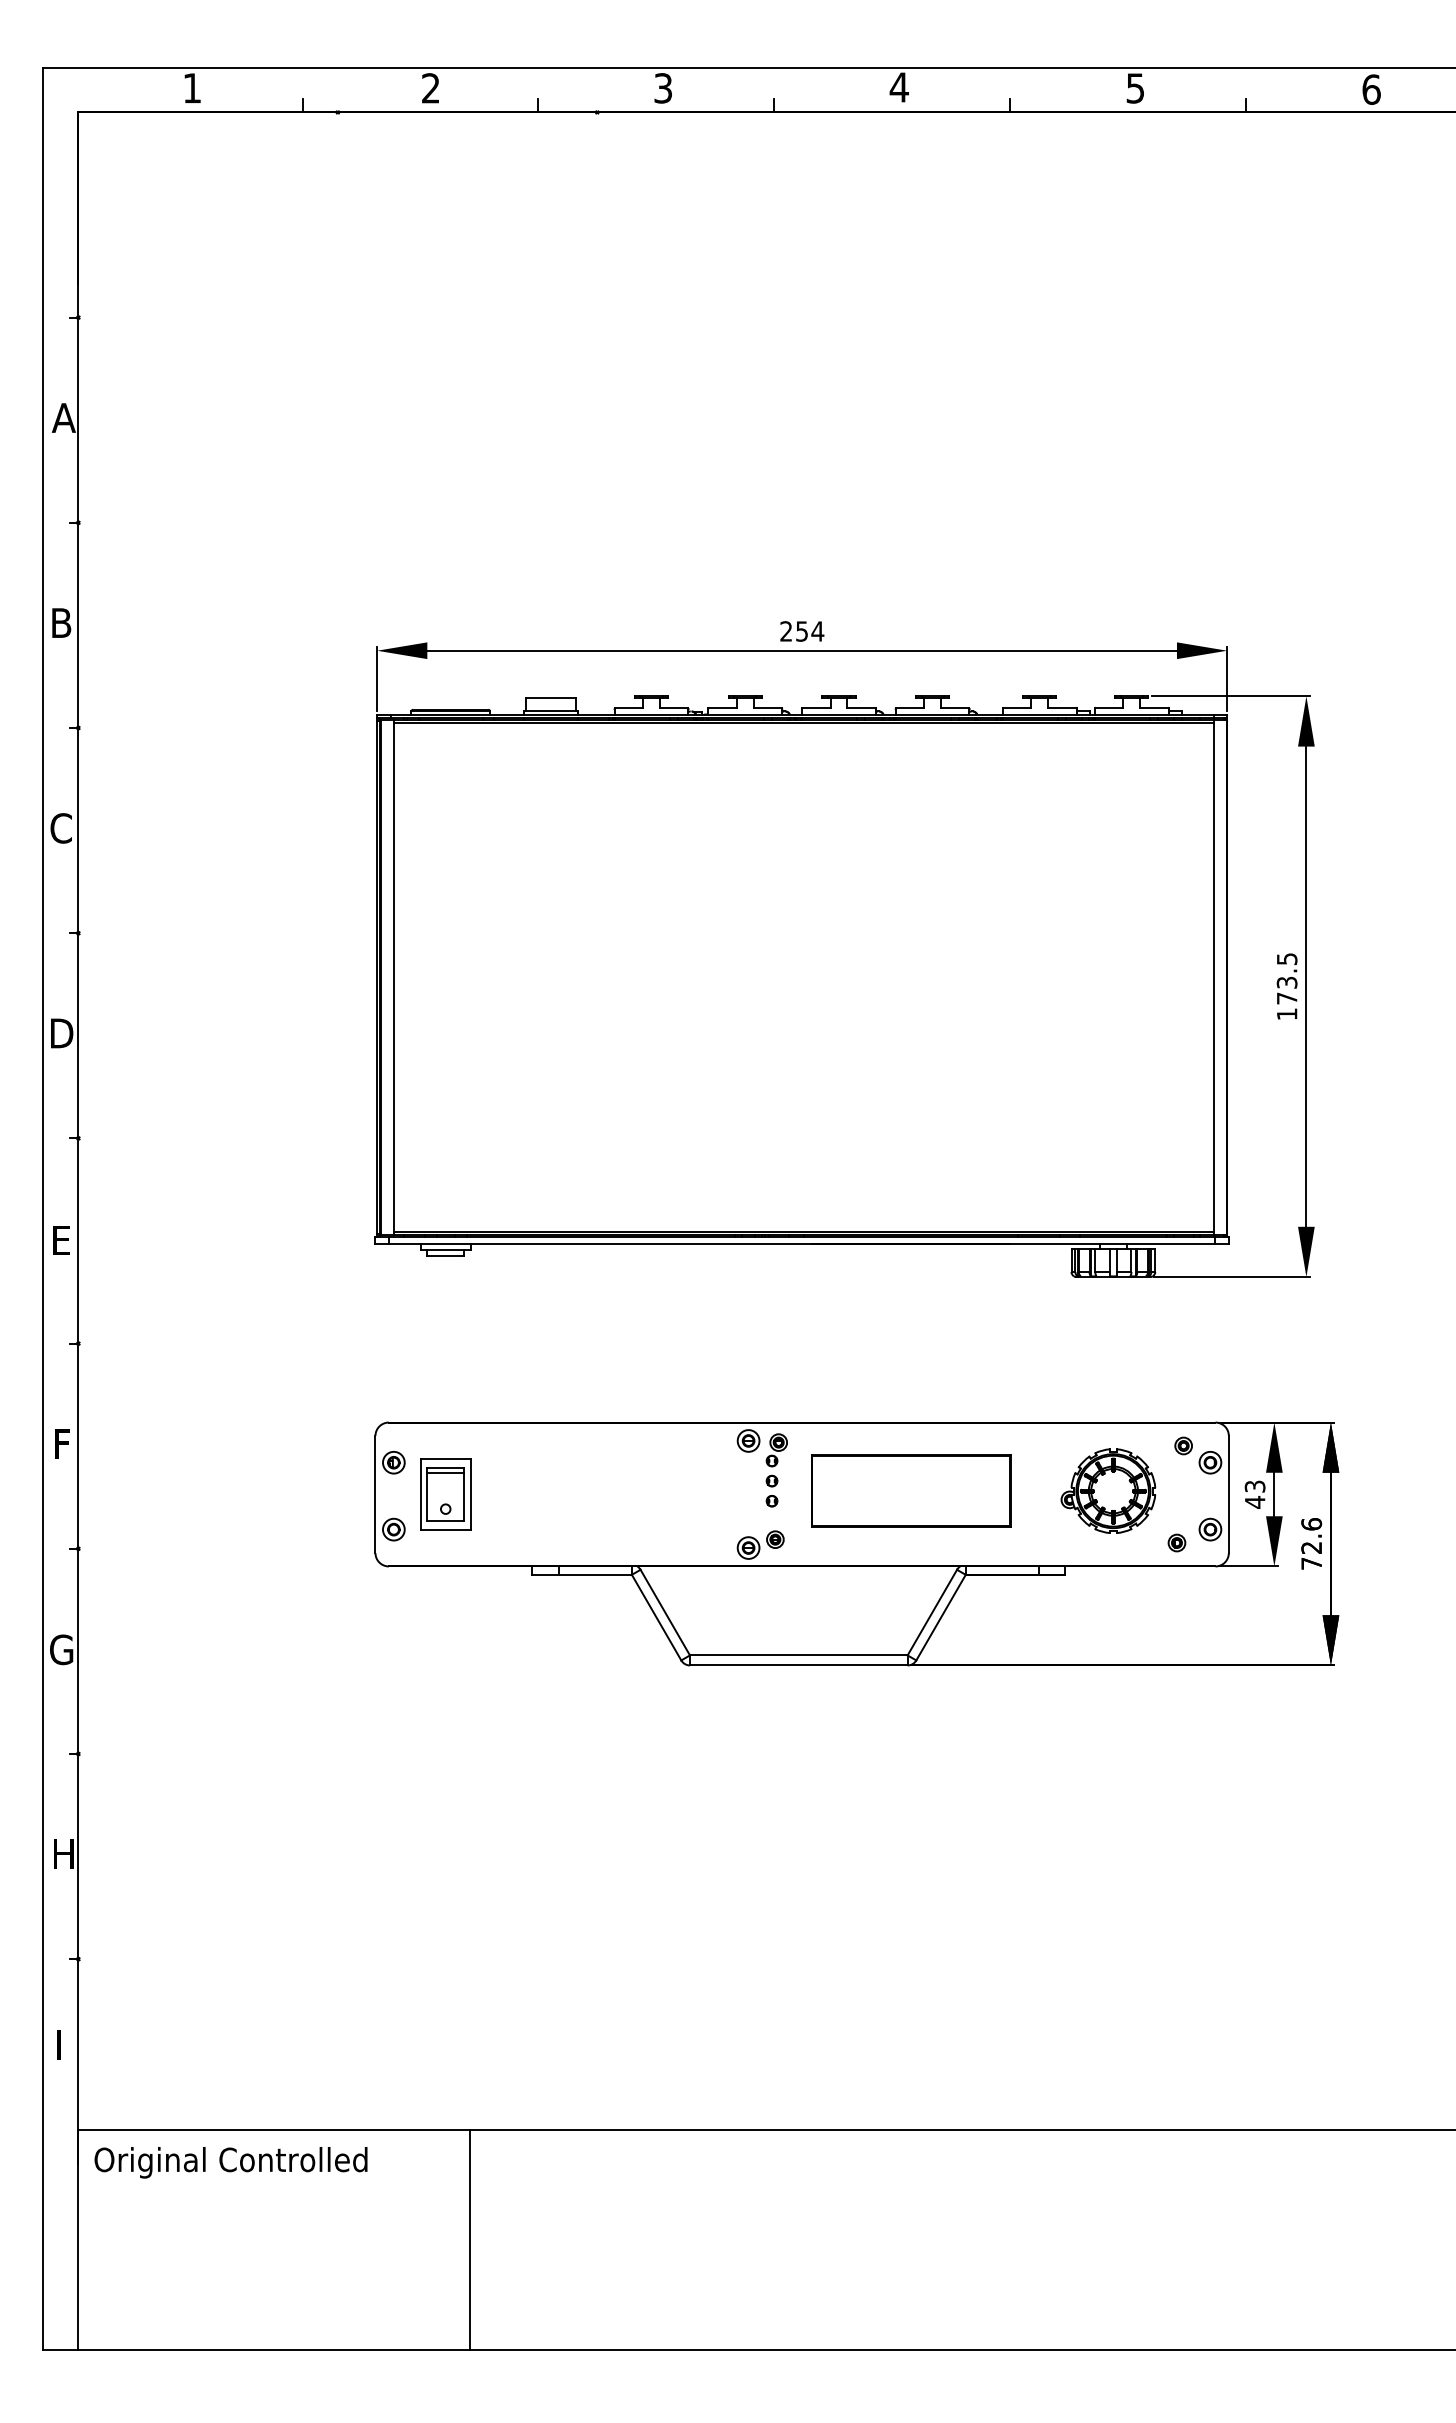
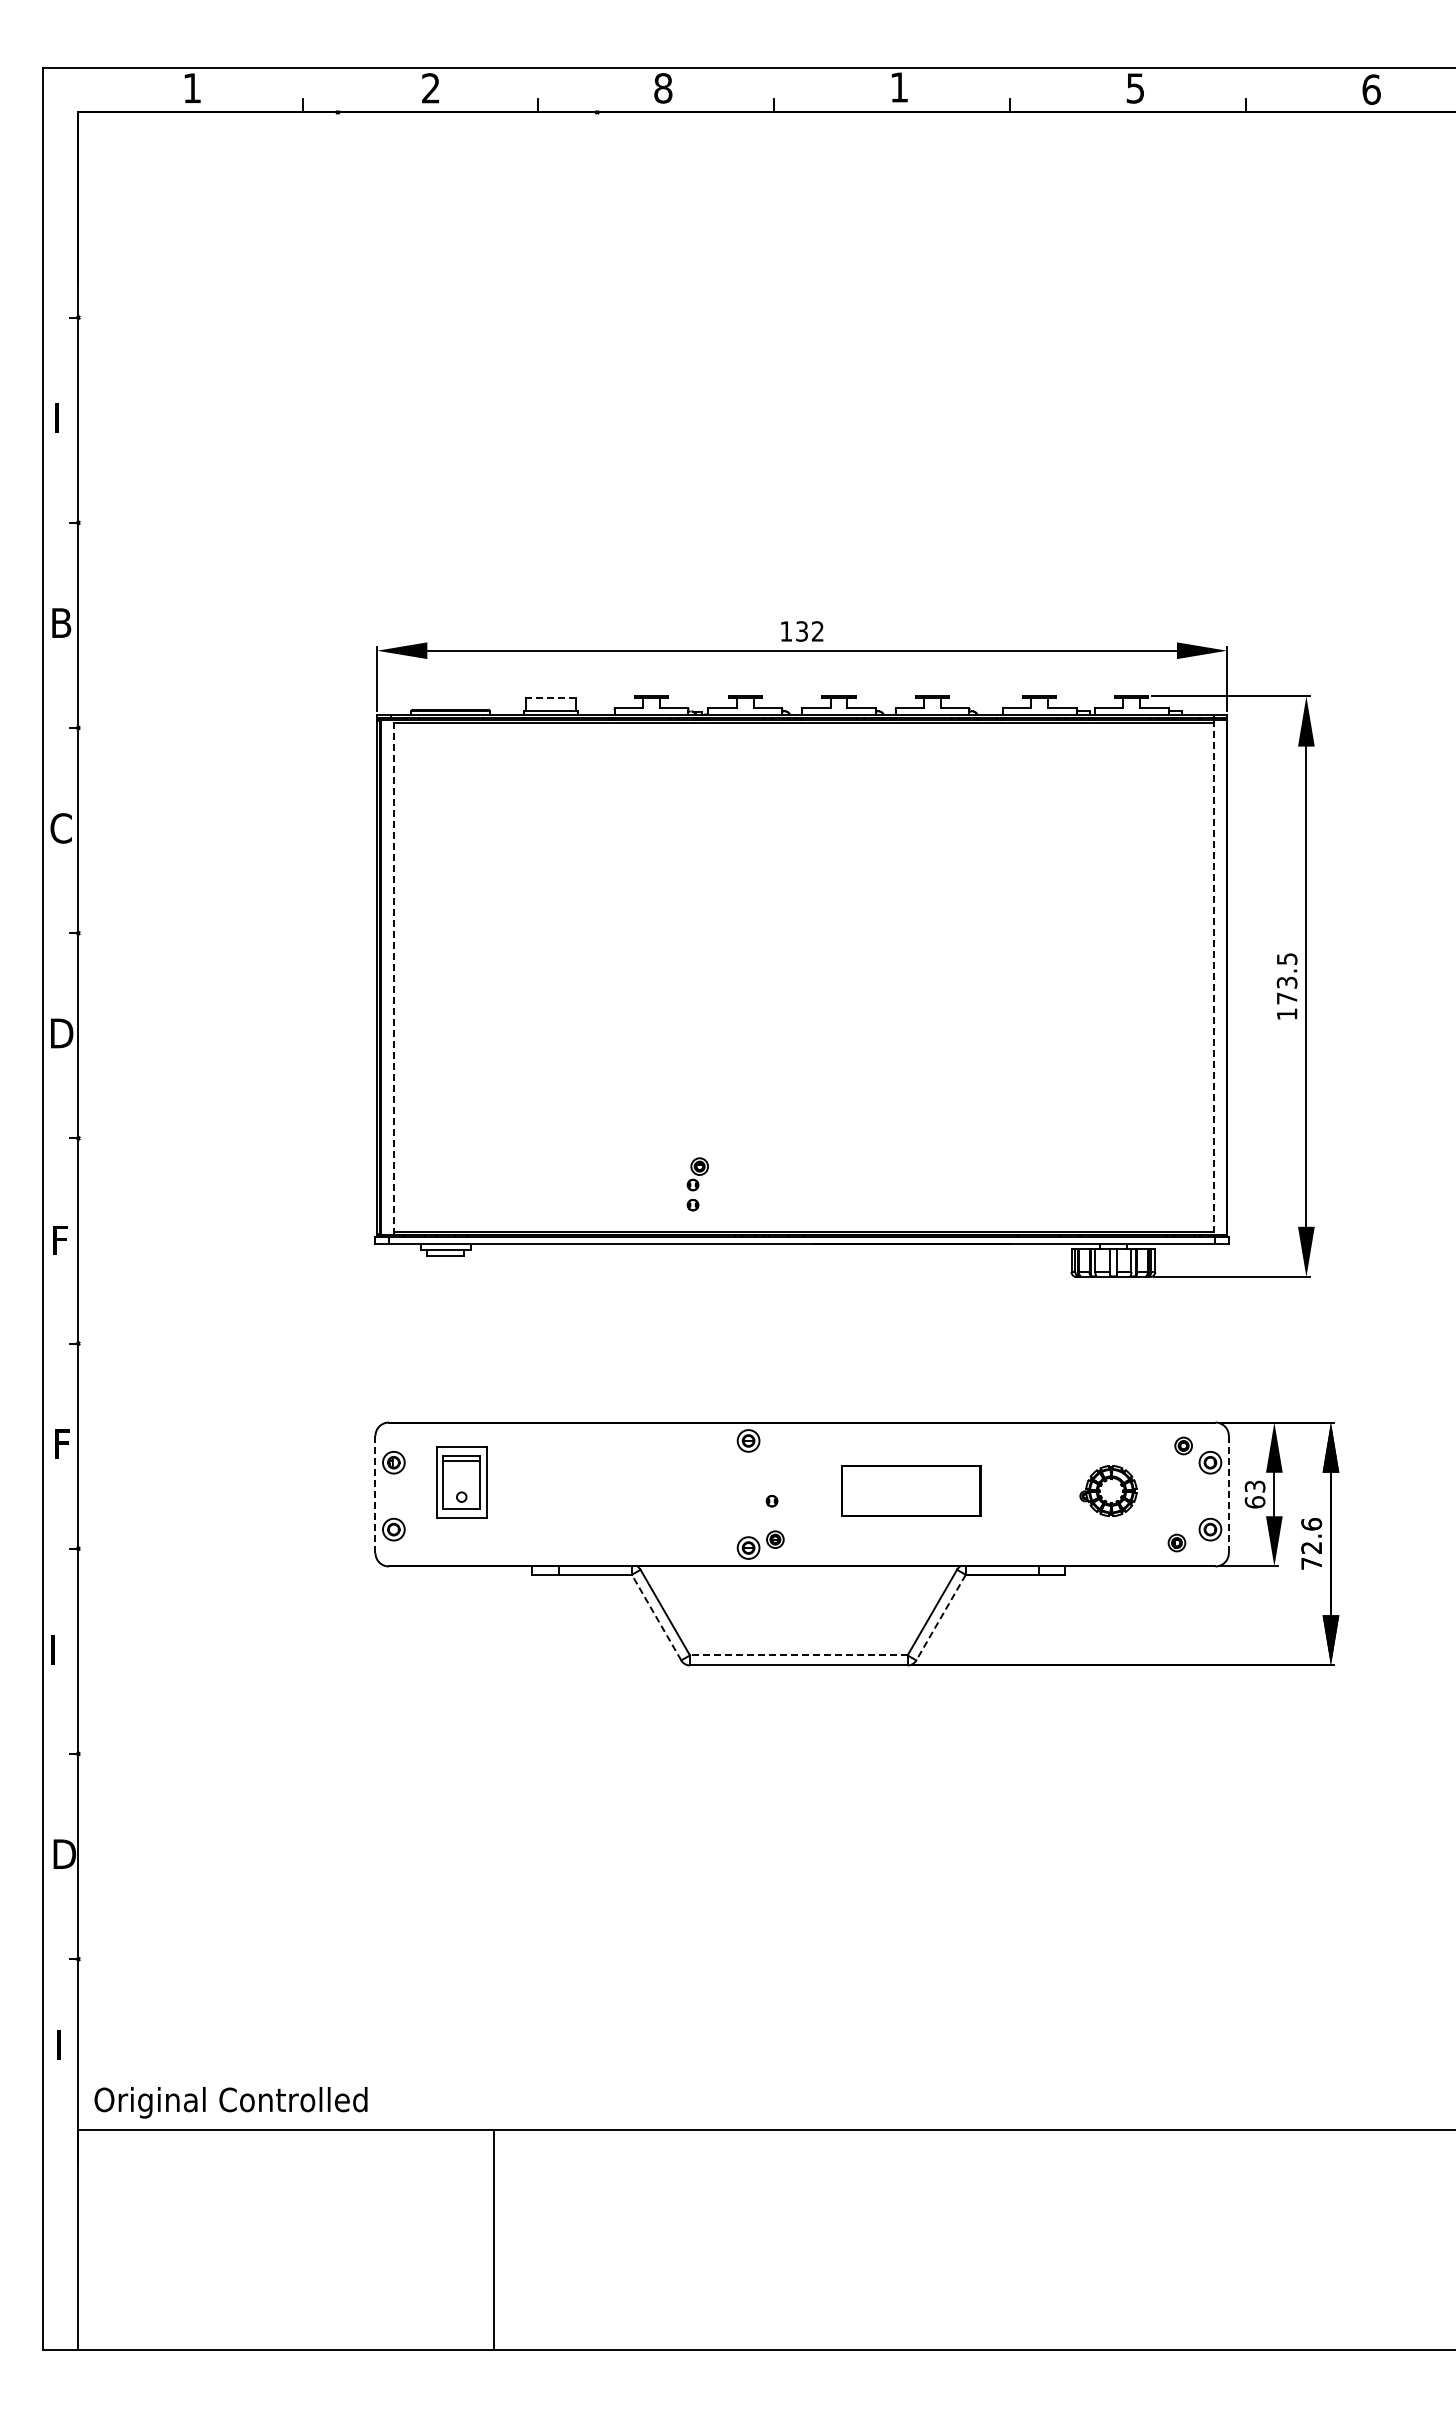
text: 4 -> 1 (898, 87)
text: 3 -> 8 (663, 88)
text: A -> I (63, 417)
text: 254 -> 132 (802, 631)
line: solid -> dashed (550, 698)
line: solid -> dashed (394, 977)
line: solid -> dashed (1213, 977)
text: E -> F (63, 1240)
part position: (776, 1460) -> (697, 1184) (697, 1184)
part size: 201x74 px -> 141x52 px (911, 1490)
part size: 97x86 px -> 59x52 px (1108, 1490)
line: solid -> dashed (375, 1494)
part position: (445, 1494) -> (461, 1482) (461, 1482)
line: solid -> dashed (1228, 1494)
text: 43 -> 63 (1254, 1502)
line: solid -> dashed (656, 1617)
line: solid -> dashed (940, 1618)
text: G -> I (61, 1649)
line: solid -> dashed (798, 1655)
text: H -> D (64, 1853)
text position: (230, 2162) -> (230, 2102) (230, 2102)
line position: (469, 2239) -> (493, 2239) (493, 2239)
